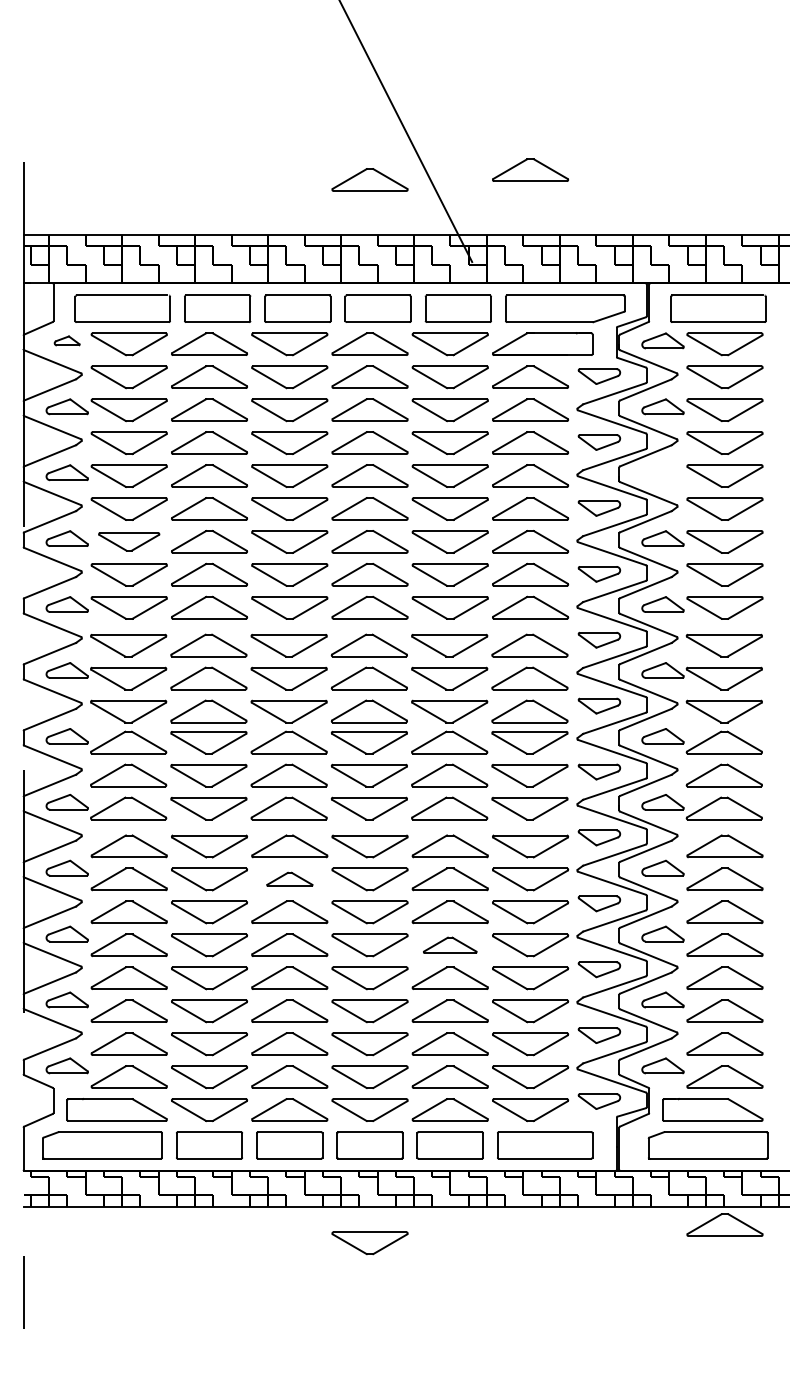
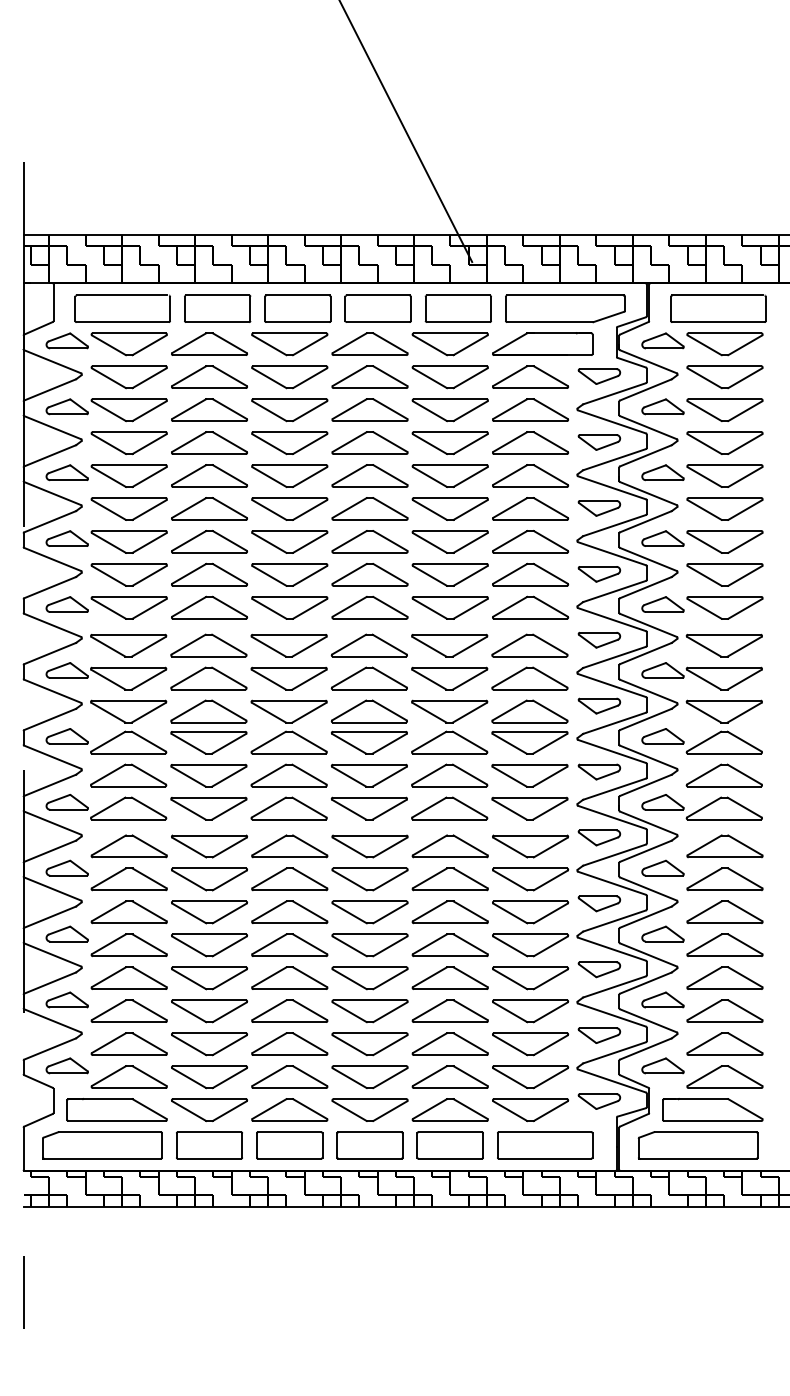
part: present -> none (530, 169)
part: present -> none (369, 179)
part size: 28x12 px -> 44x18 px (66, 340)
part: none -> present (662, 472)
part size: 63x20 px -> 78x24 px (128, 541)
part size: 48x16 px -> 78x25 px (289, 879)
part size: 55x18 px -> 78x25 px (449, 945)
part position: (707, 1145) -> (697, 1145) (697, 1145)
part: present -> none (724, 1224)
part: present -> none (369, 1243)
